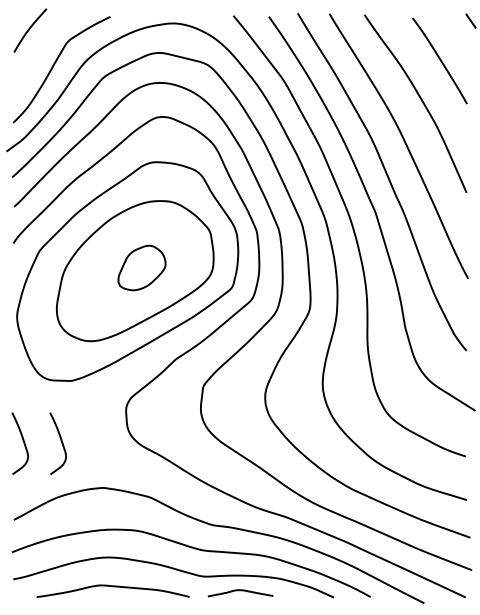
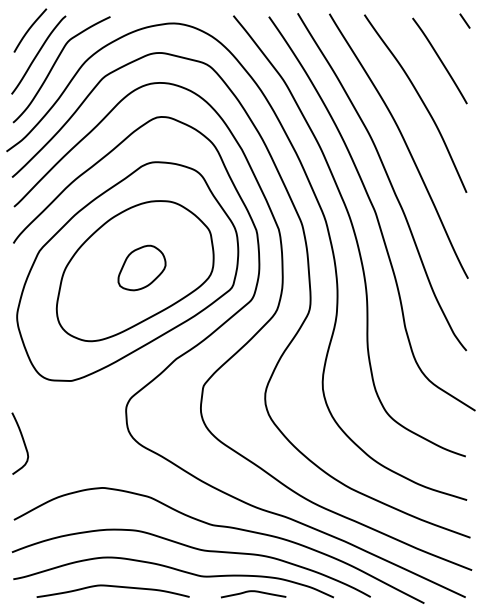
line position: (470, 20) -> (464, 20) (464, 20)
curve: none -> present (38, 54)
curve: present -> none (61, 443)
curve position: (240, 591) -> (253, 592) (253, 592)
